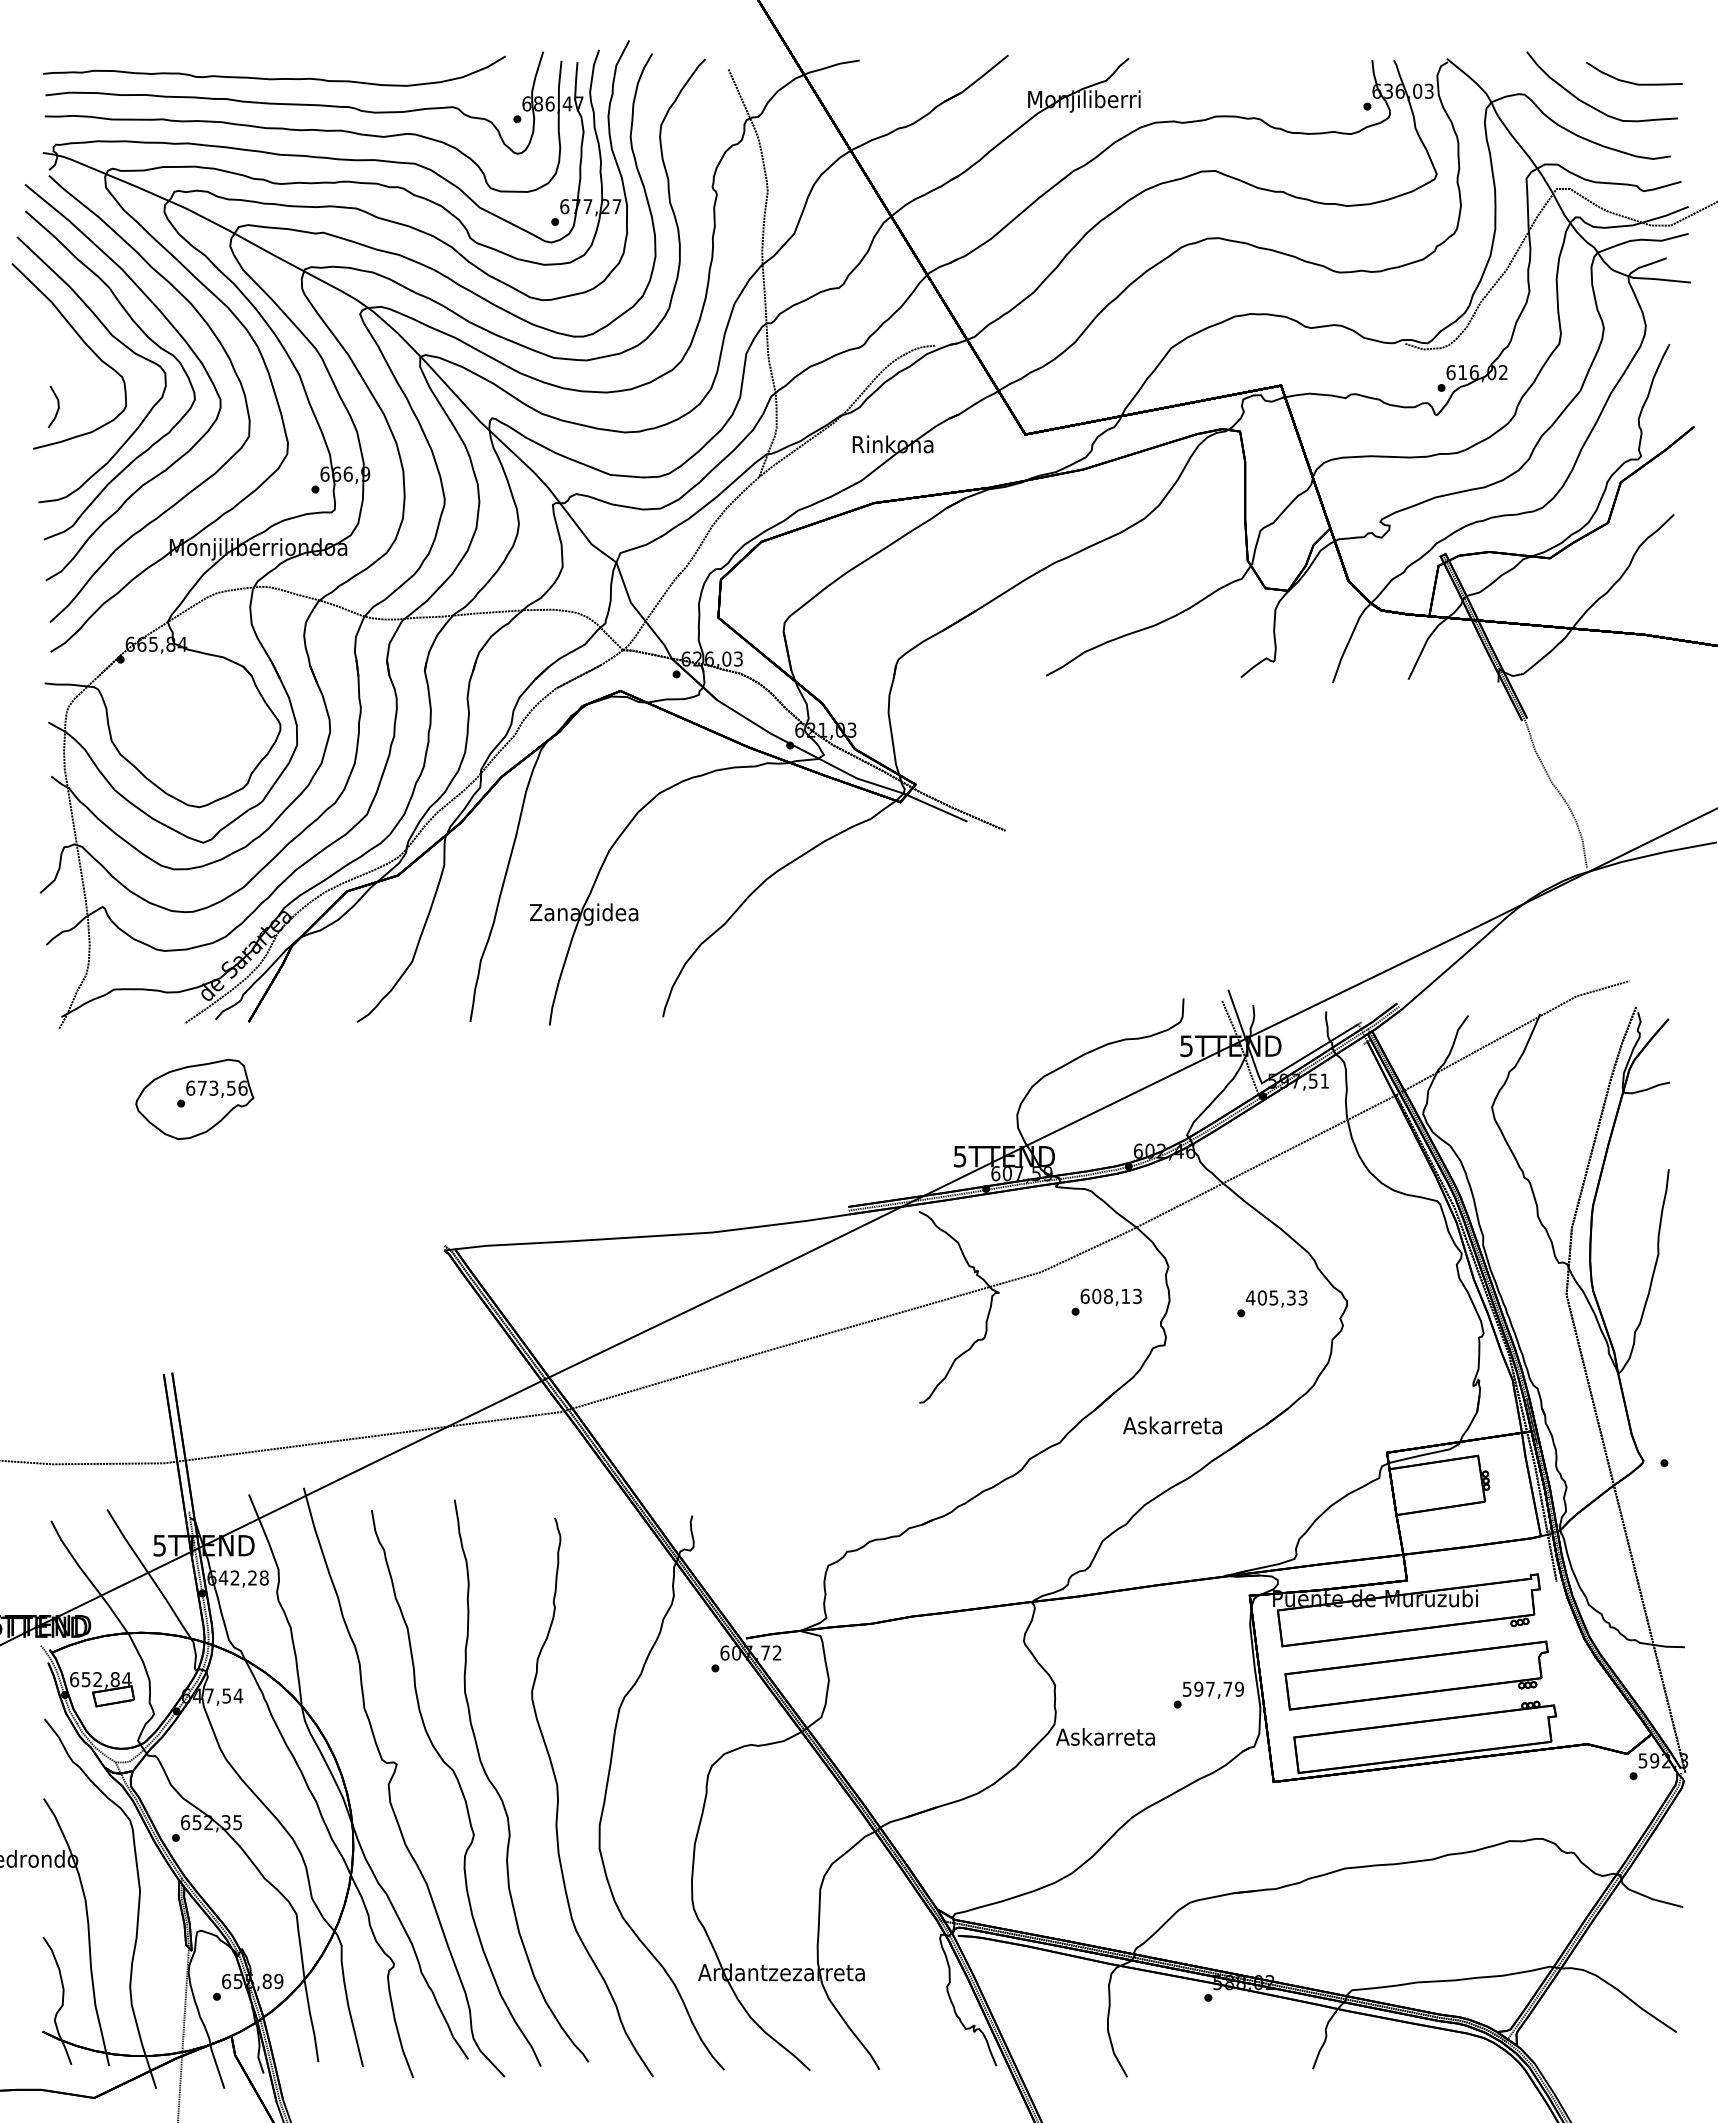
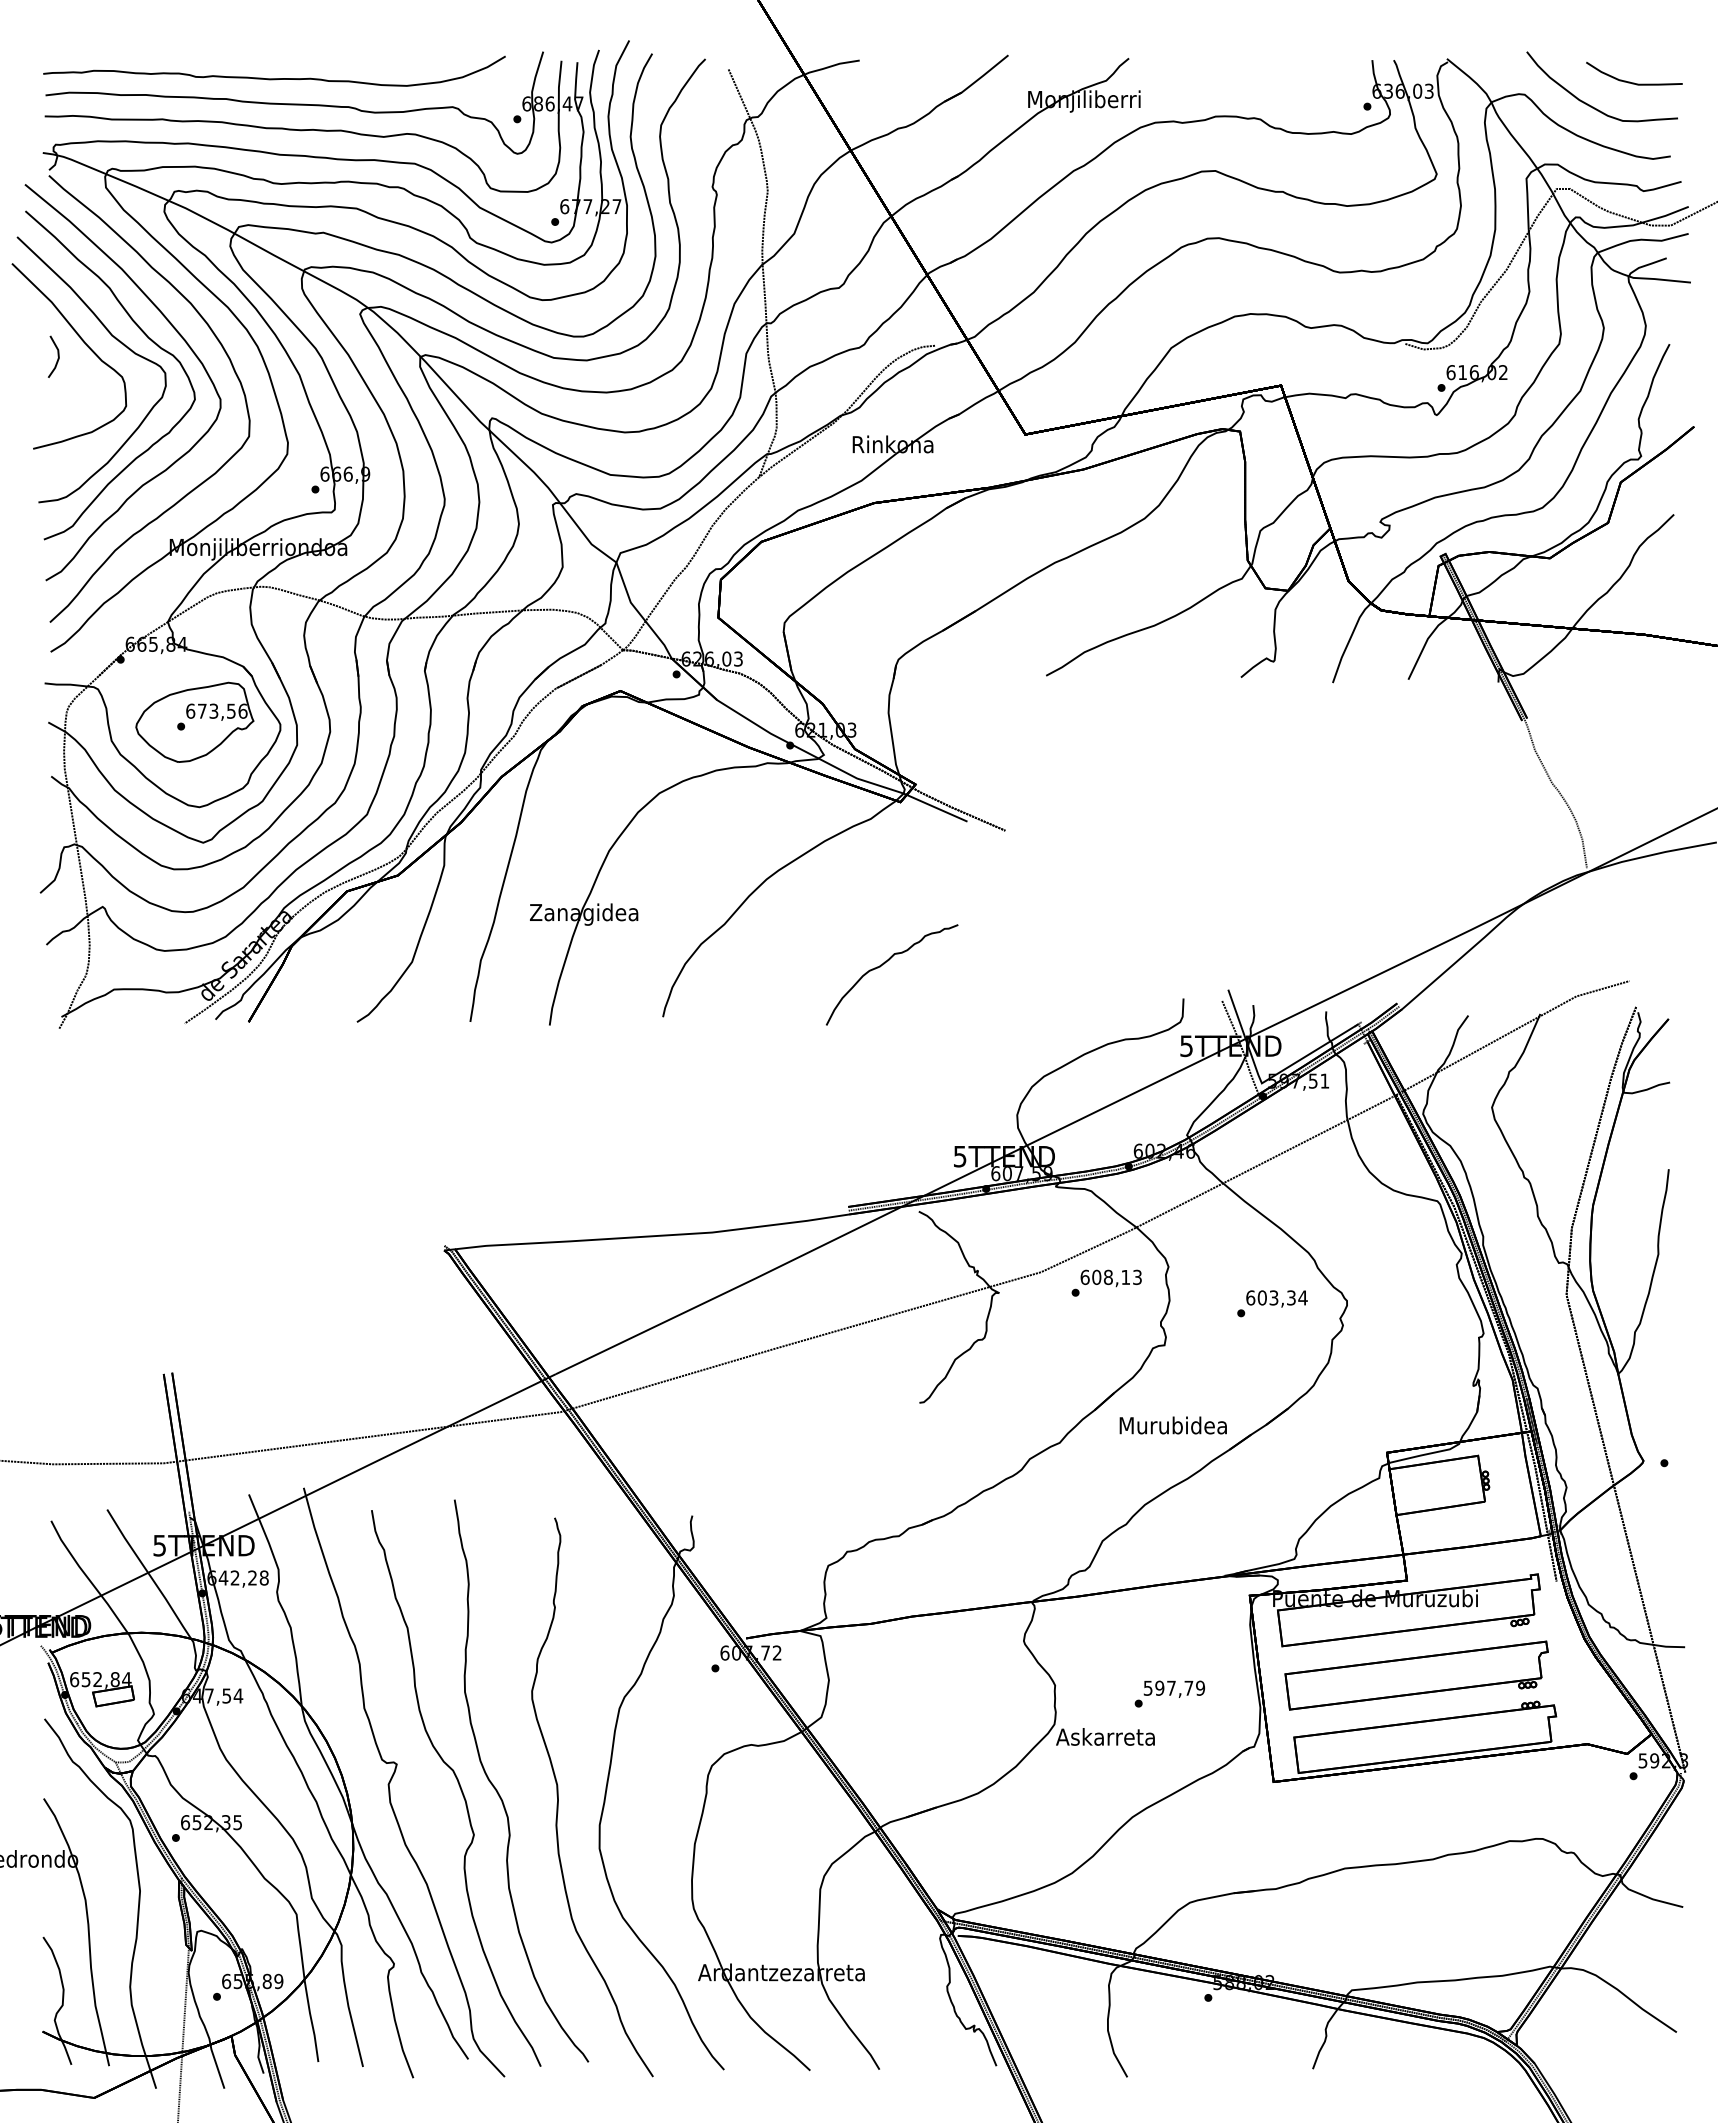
line position: (57, 406) -> (57, 356) (57, 356)
part: none -> present (884, 964)
part position: (194, 1098) -> (194, 721) (194, 721)
text: 405,33 -> 603,34 (1276, 1297)
text position: (1106, 1301) -> (1106, 1282) (1106, 1282)
text: Askarreta -> Murubidea (1172, 1425)
text position: (1208, 1694) -> (1169, 1693) (1169, 1693)
